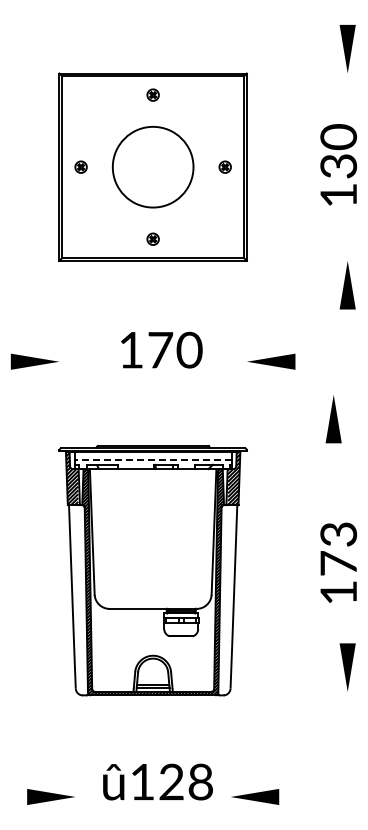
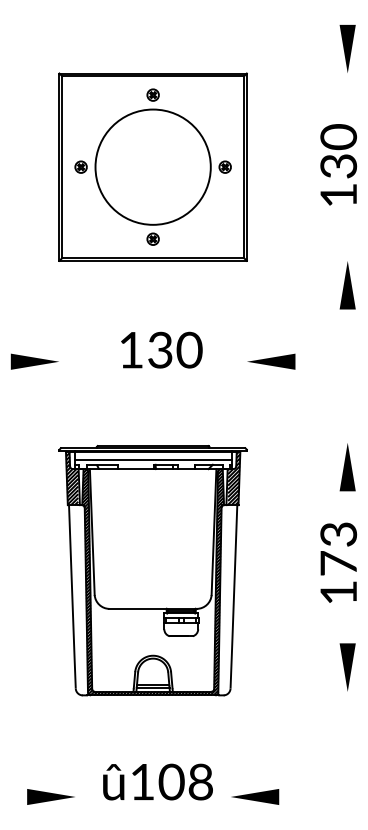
circle diameter: 81 px -> 115 px (152, 166)
text: 170 -> 130 (160, 349)
part position: (333, 419) -> (347, 467) (347, 467)
line: dashed -> solid (153, 459)
text: 128 -> 108 (171, 782)
